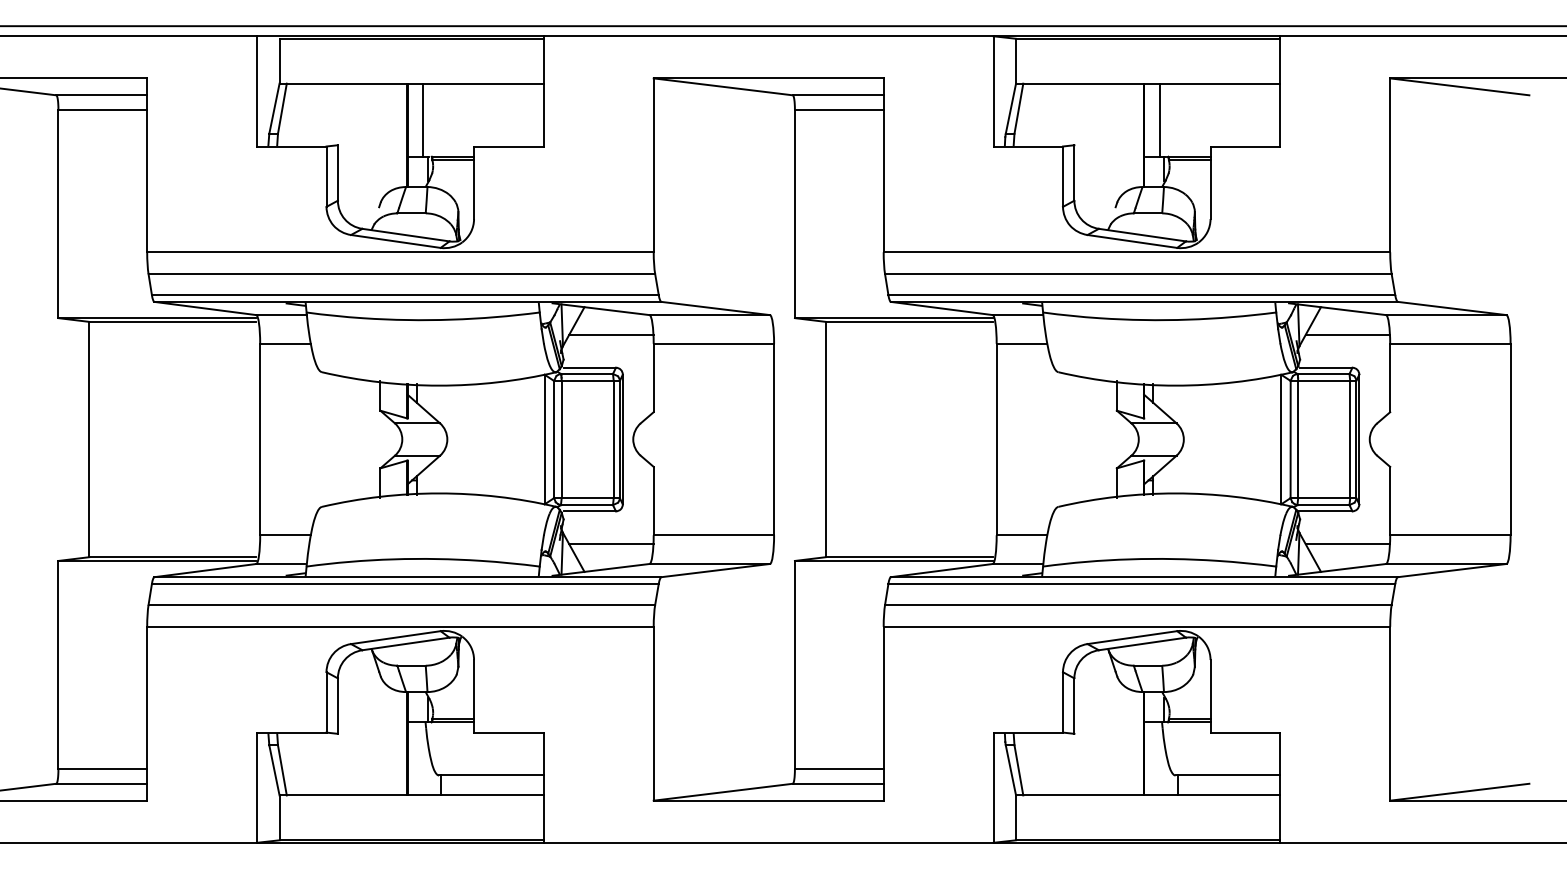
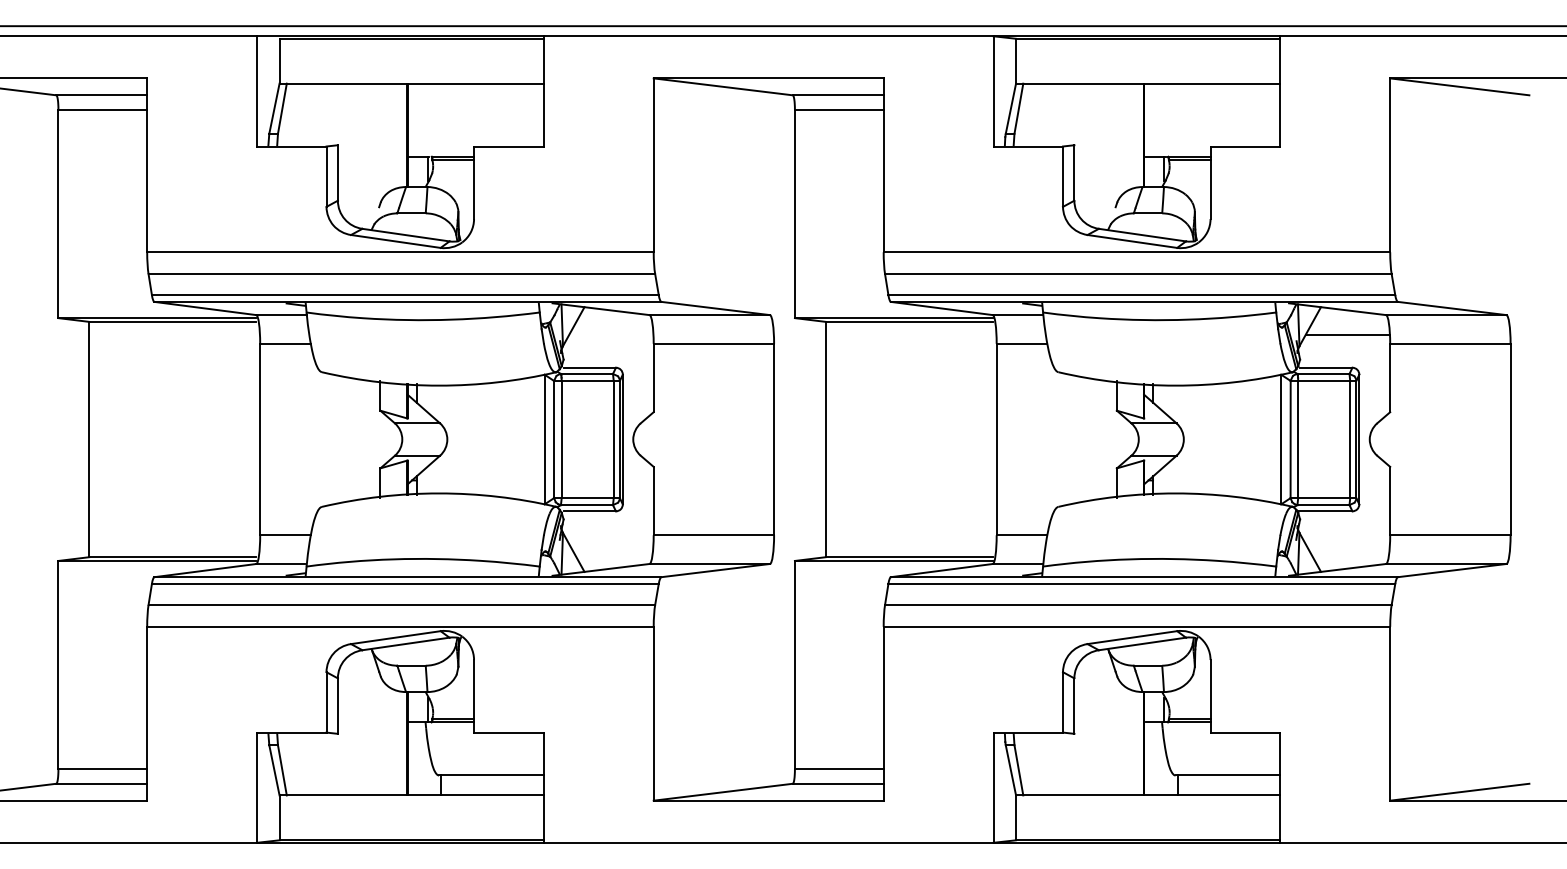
line: present -> none (423, 119)
line: present -> none (1159, 119)
line: present -> none (611, 334)
line: present -> none (611, 544)
line: present -> none (1347, 544)
